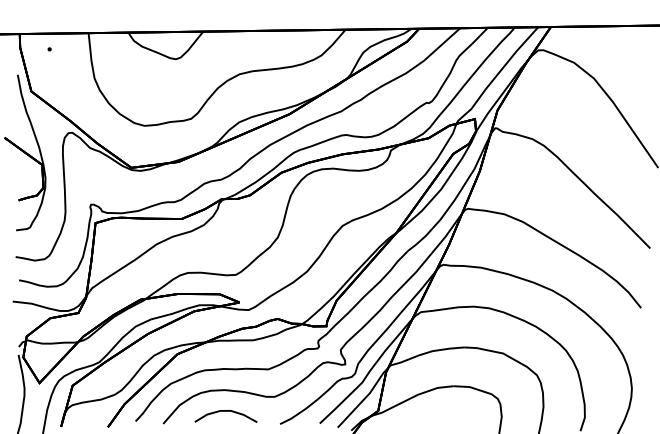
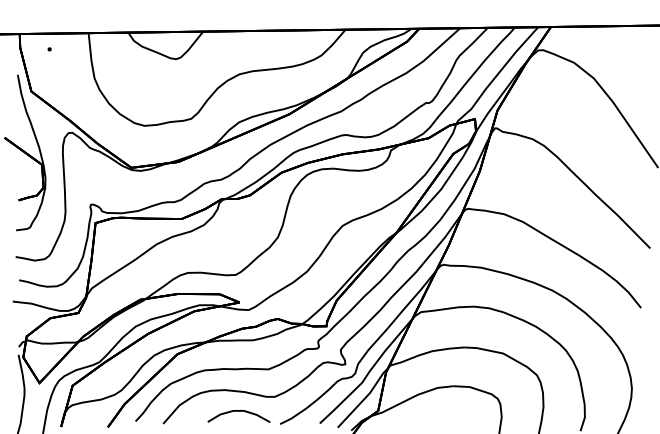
curve position: (225, 411) -> (238, 411) (238, 411)
